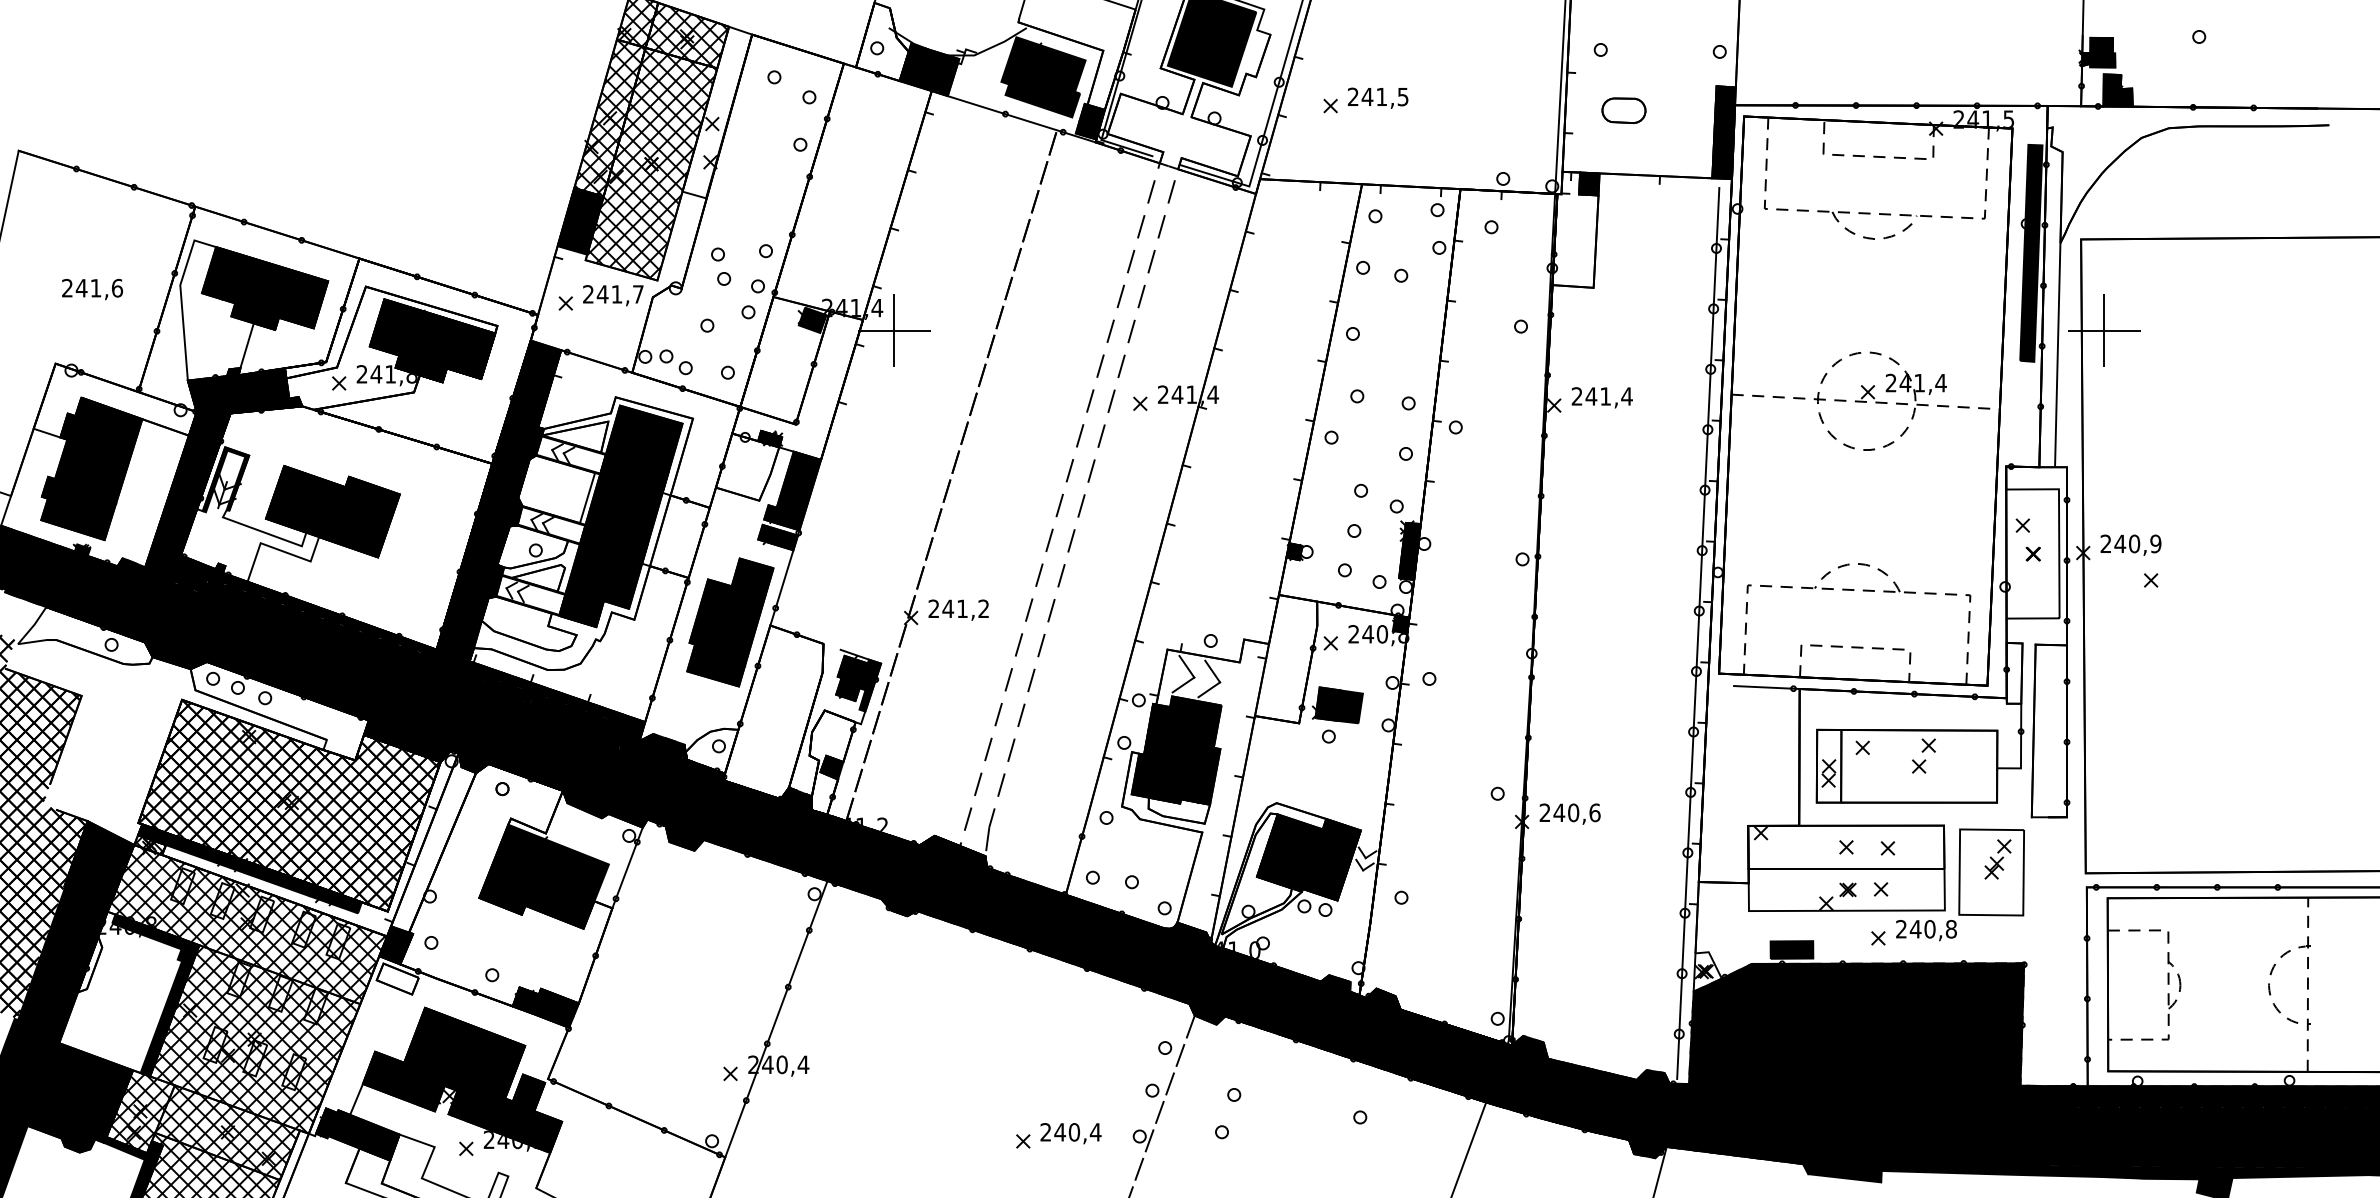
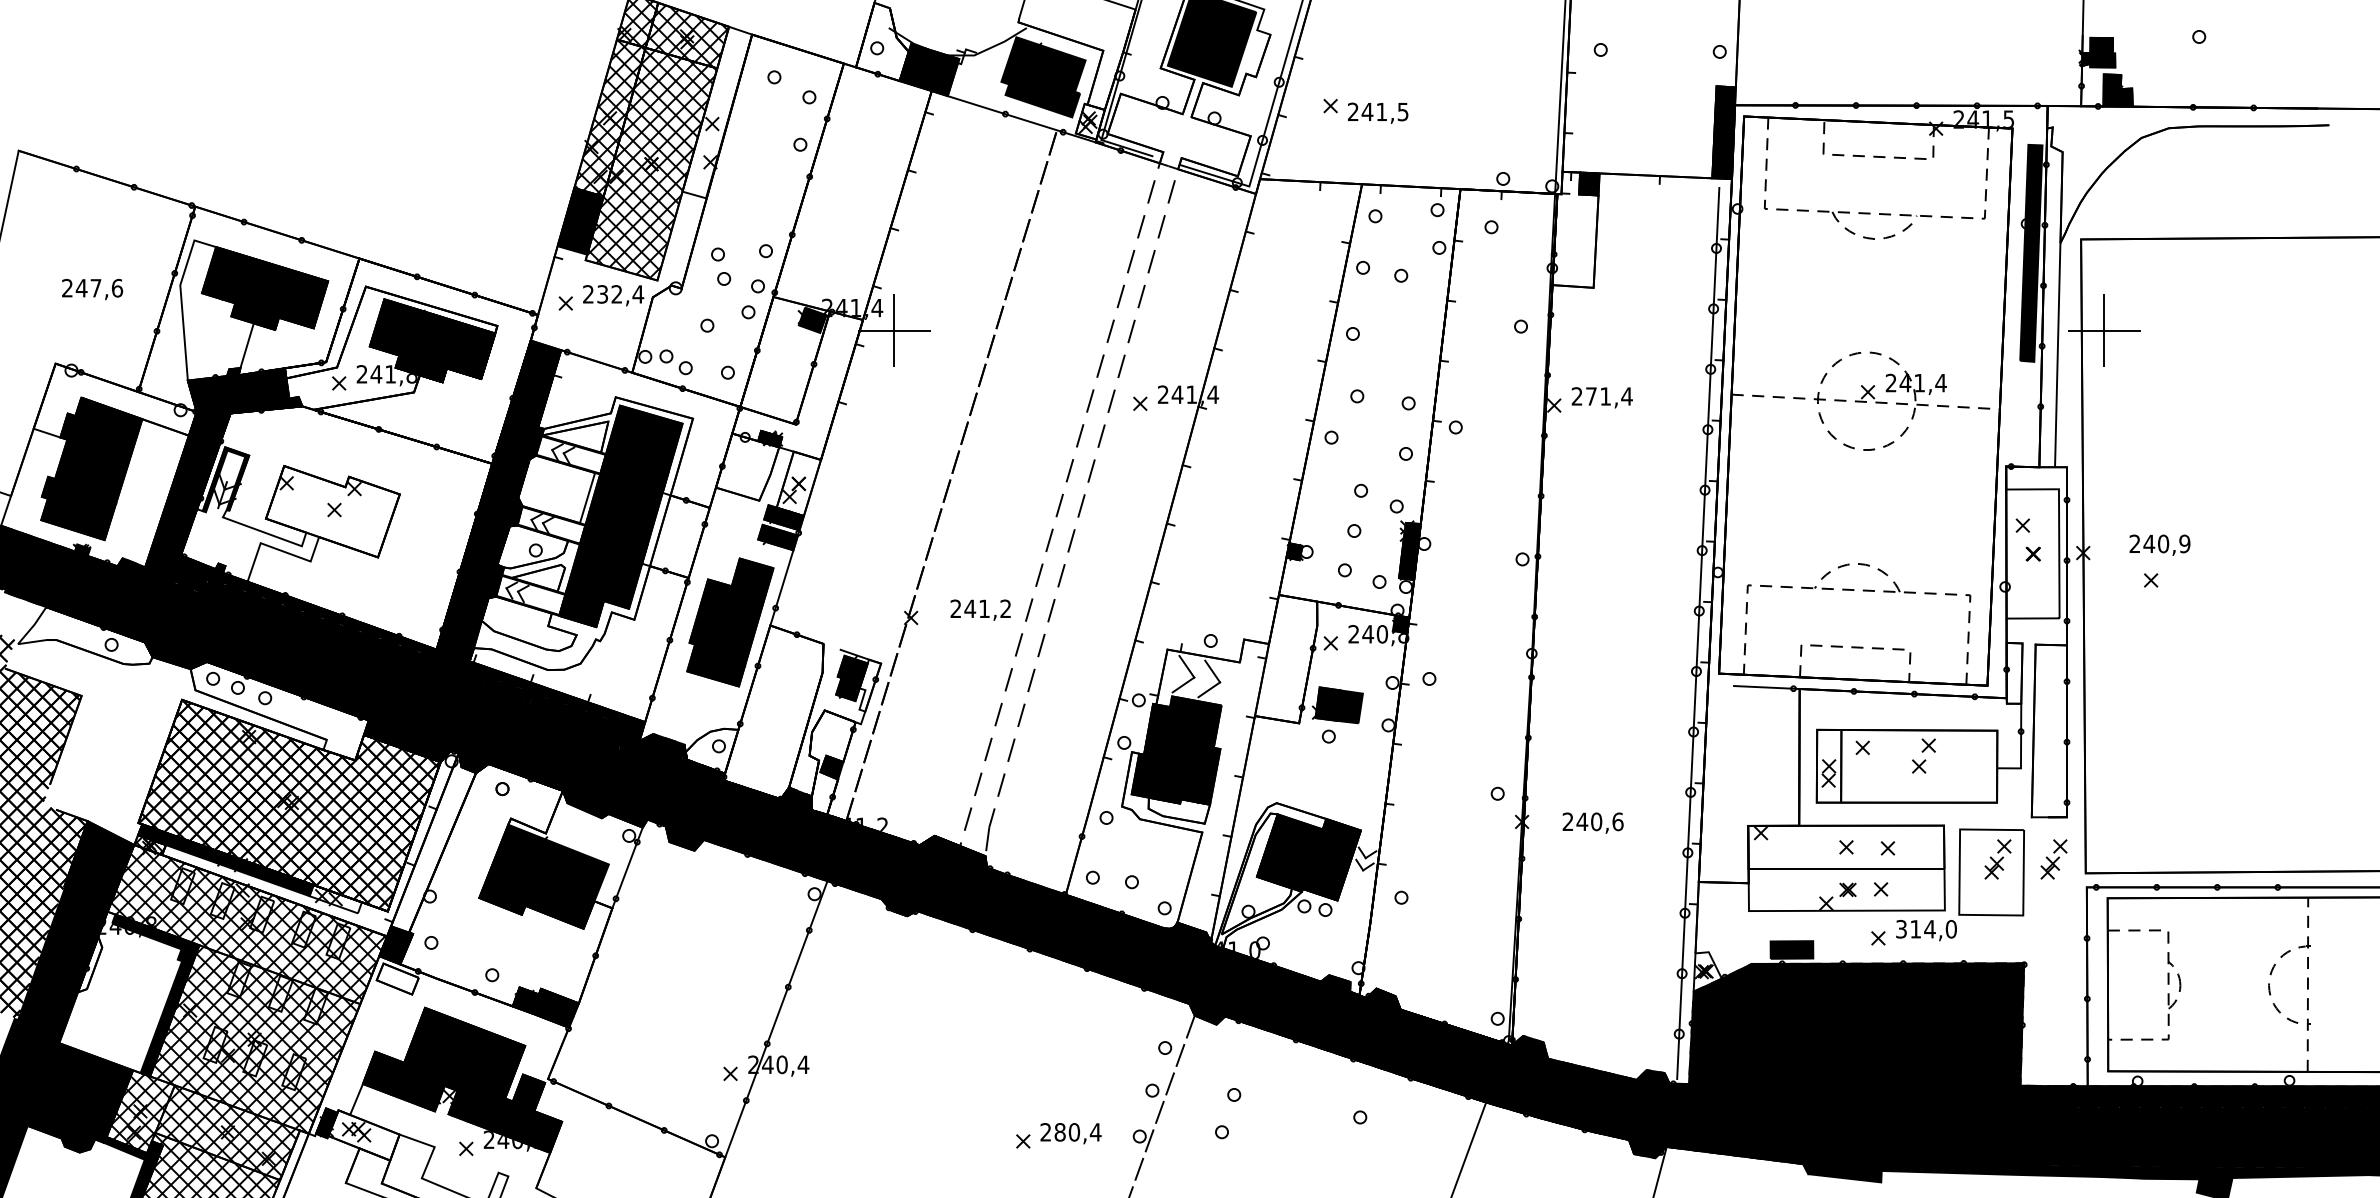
text position: (1378, 97) -> (1378, 112) (1378, 112)
part: present -> none (1623, 110)
fill: present -> none (1089, 121)
text: 241,6 -> 247,6 (95, 288)
text: 241,7 -> 232,4 (620, 294)
text: 241,4 -> 271,4 (1591, 396)
fill: present -> none (798, 483)
fill: present -> none (332, 511)
text position: (2130, 544) -> (2159, 544) (2159, 544)
text position: (958, 609) -> (980, 609) (980, 609)
fill: present -> none (870, 685)
text position: (1569, 813) -> (1592, 822) (1592, 822)
part: none -> present (2053, 859)
fill: present -> none (335, 899)
text: 240,8 -> 314,0 (1926, 929)
text: 240,4 -> 280,4 (1060, 1132)
fill: present -> none (363, 1135)
